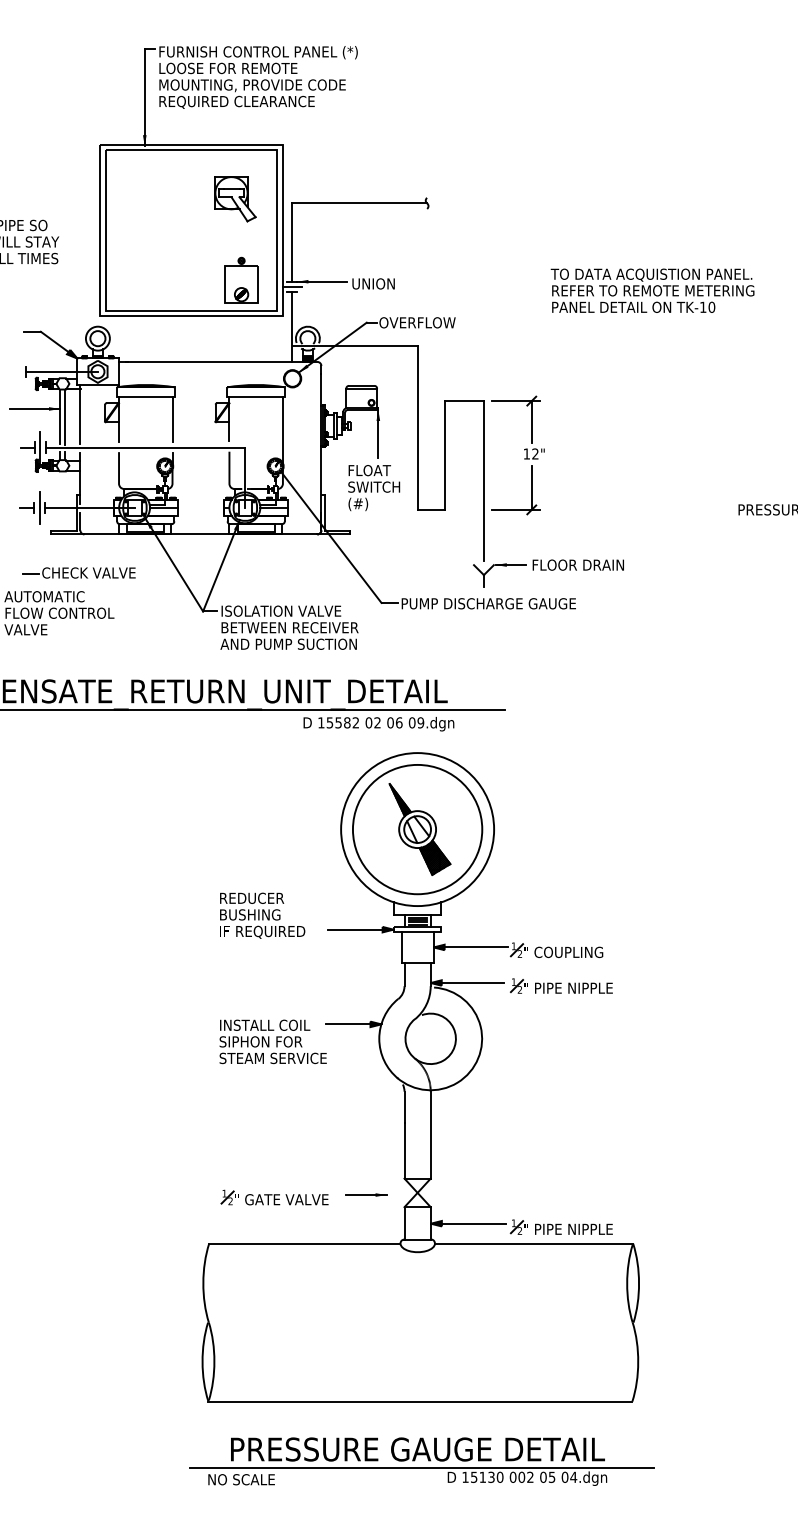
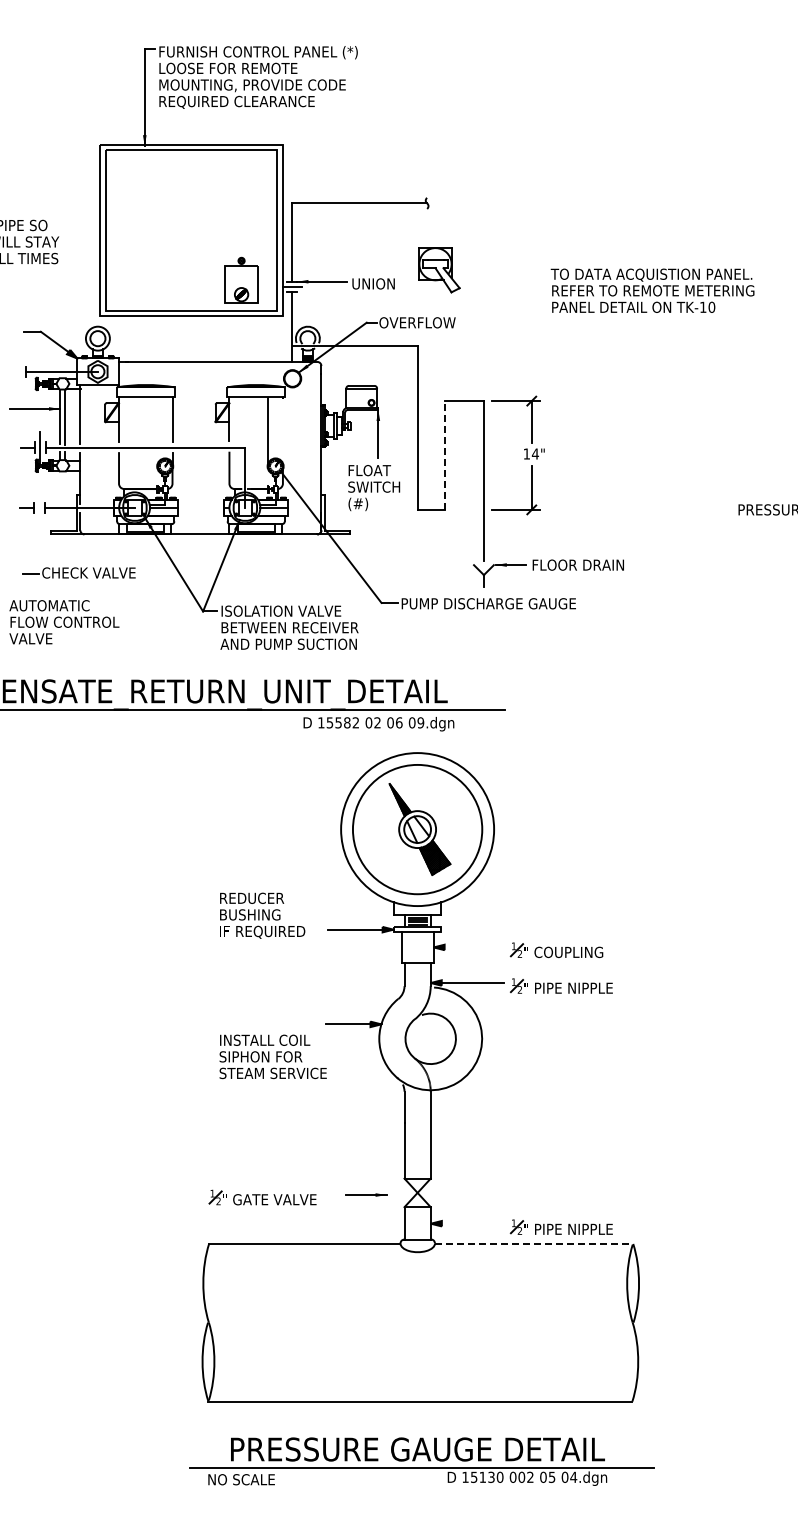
part position: (235, 199) -> (439, 270) (439, 270)
line position: (282, 430) -> (267, 430) (267, 430)
text: 12" -> 14" (534, 453)
line: solid -> dashed (445, 455)
line: present -> none (39, 507)
text position: (59, 613) -> (64, 622) (64, 622)
line: present -> none (470, 947)
text position: (272, 1041) -> (272, 1056) (272, 1056)
part position: (274, 1197) -> (262, 1197) (262, 1197)
line: present -> none (467, 1223)
line: solid -> dashed (534, 1243)
